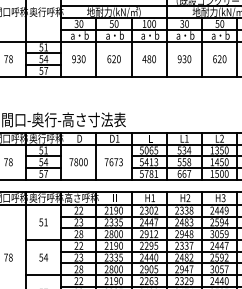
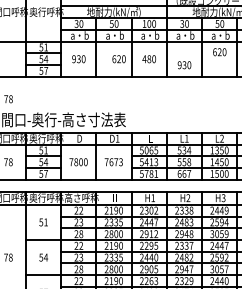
text position: (8, 59) -> (8, 99) (8, 99)
text position: (113, 59) -> (118, 59) (118, 59)
text position: (184, 59) -> (184, 65) (184, 65)
text position: (219, 59) -> (219, 52) (219, 52)
